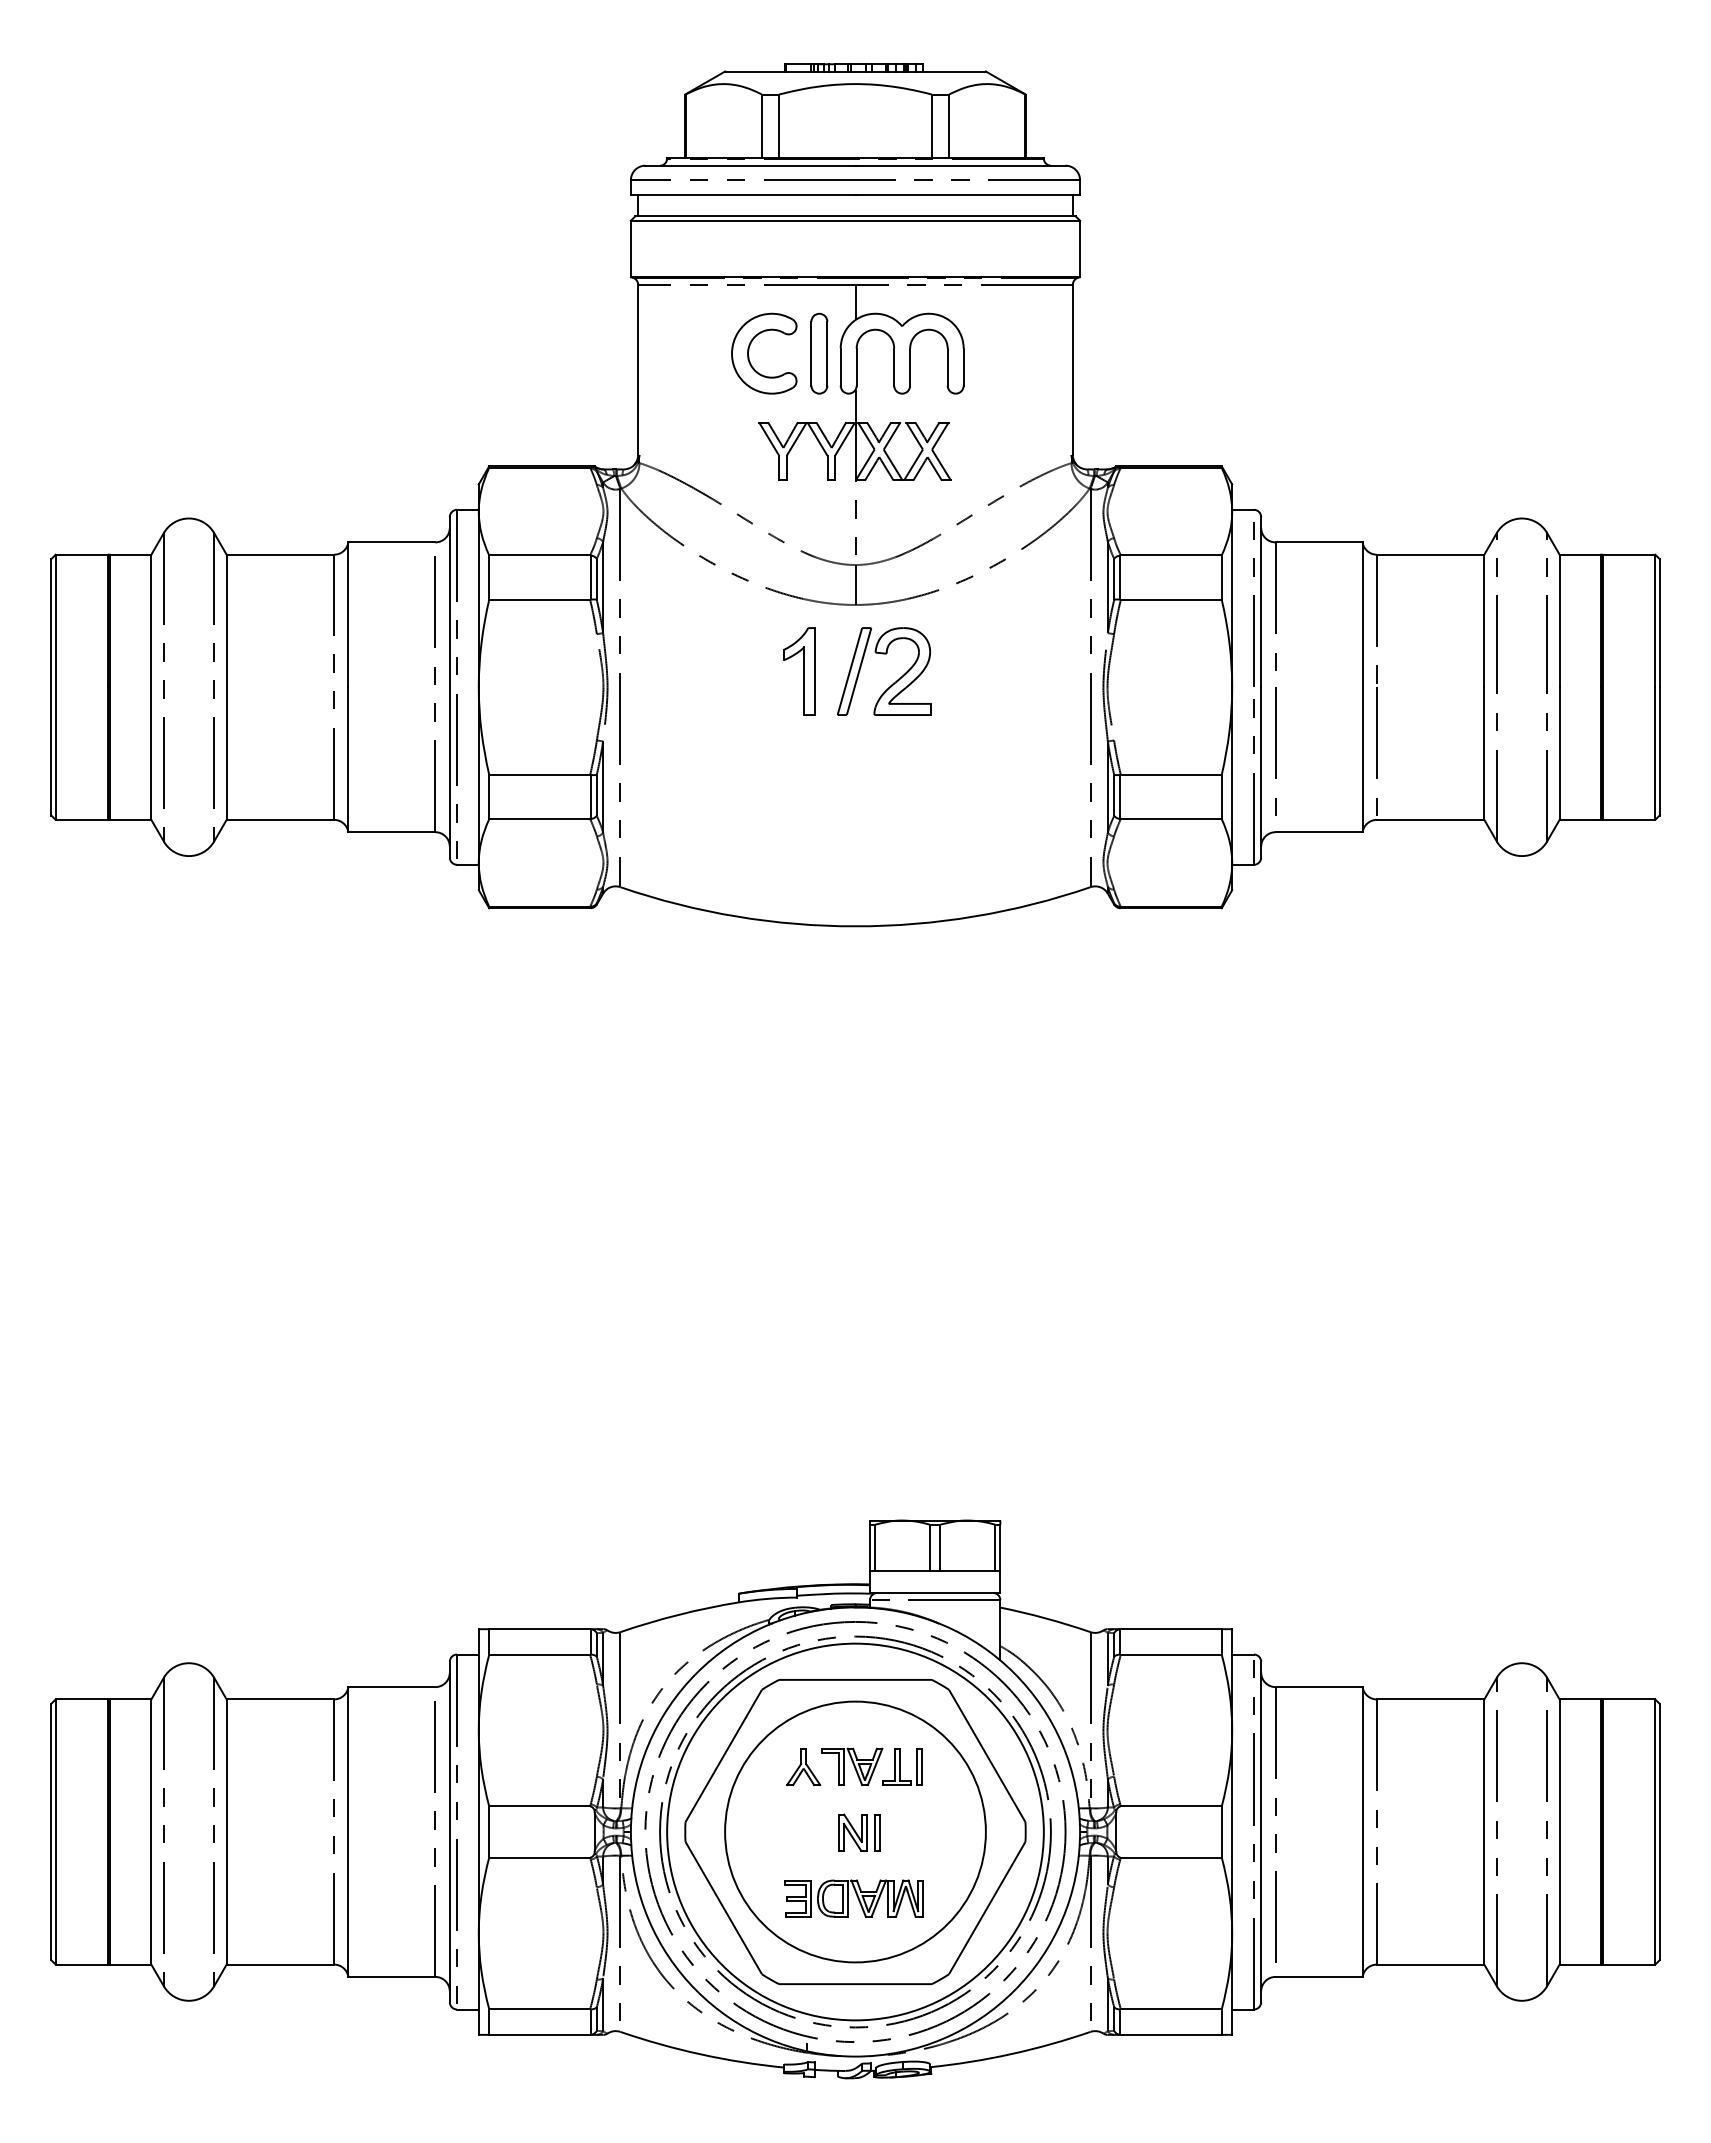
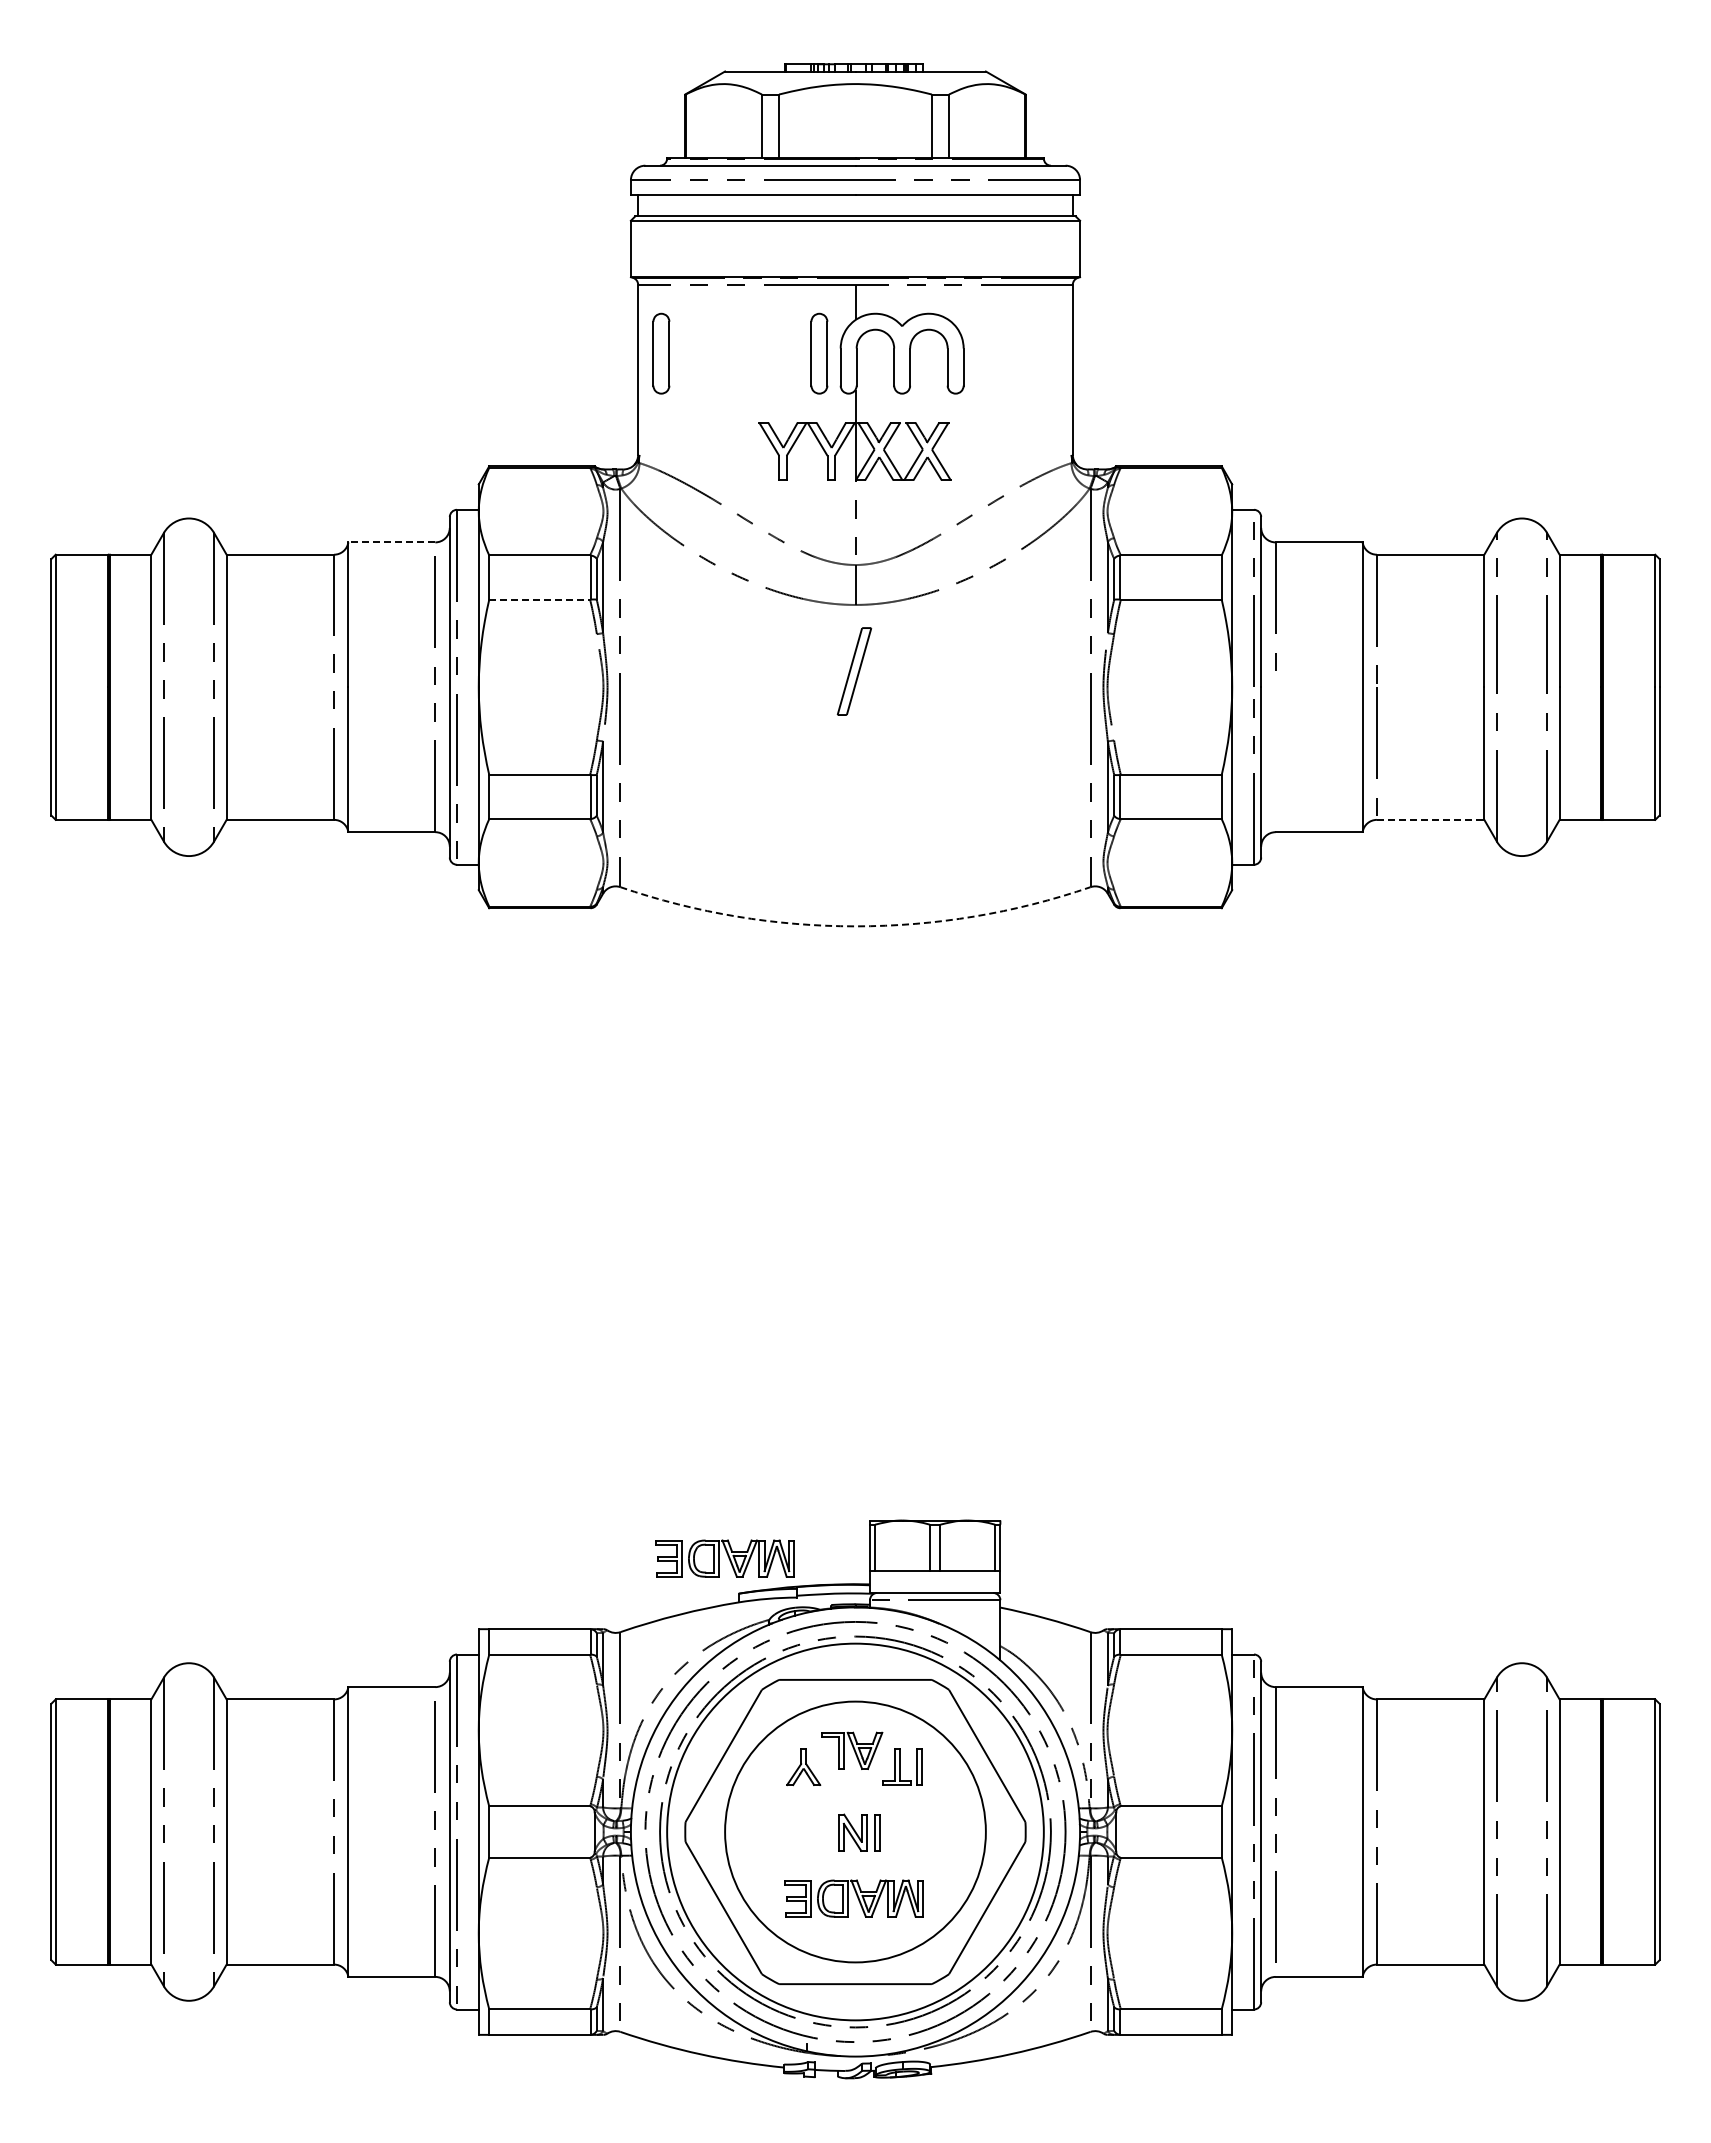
part: present -> none (749, 350)
part: none -> present (661, 353)
line: solid -> dashed (391, 542)
line: solid -> dashed (540, 599)
part: present -> none (799, 671)
part: present -> none (902, 671)
line: present -> none (1275, 751)
line: solid -> dashed (1430, 819)
arc: solid -> dashed (855, 926)
part: none -> present (724, 1558)
part position: (852, 1766) -> (852, 1750) (852, 1750)
